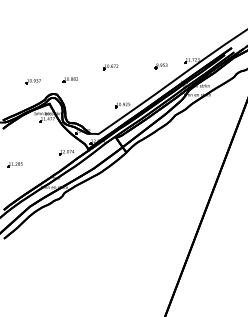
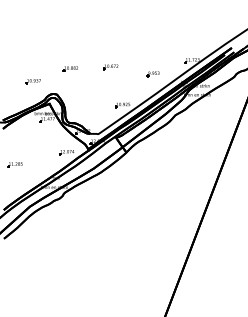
part position: (160, 66) -> (152, 74) (152, 74)
part position: (69, 79) -> (69, 68) (69, 68)
